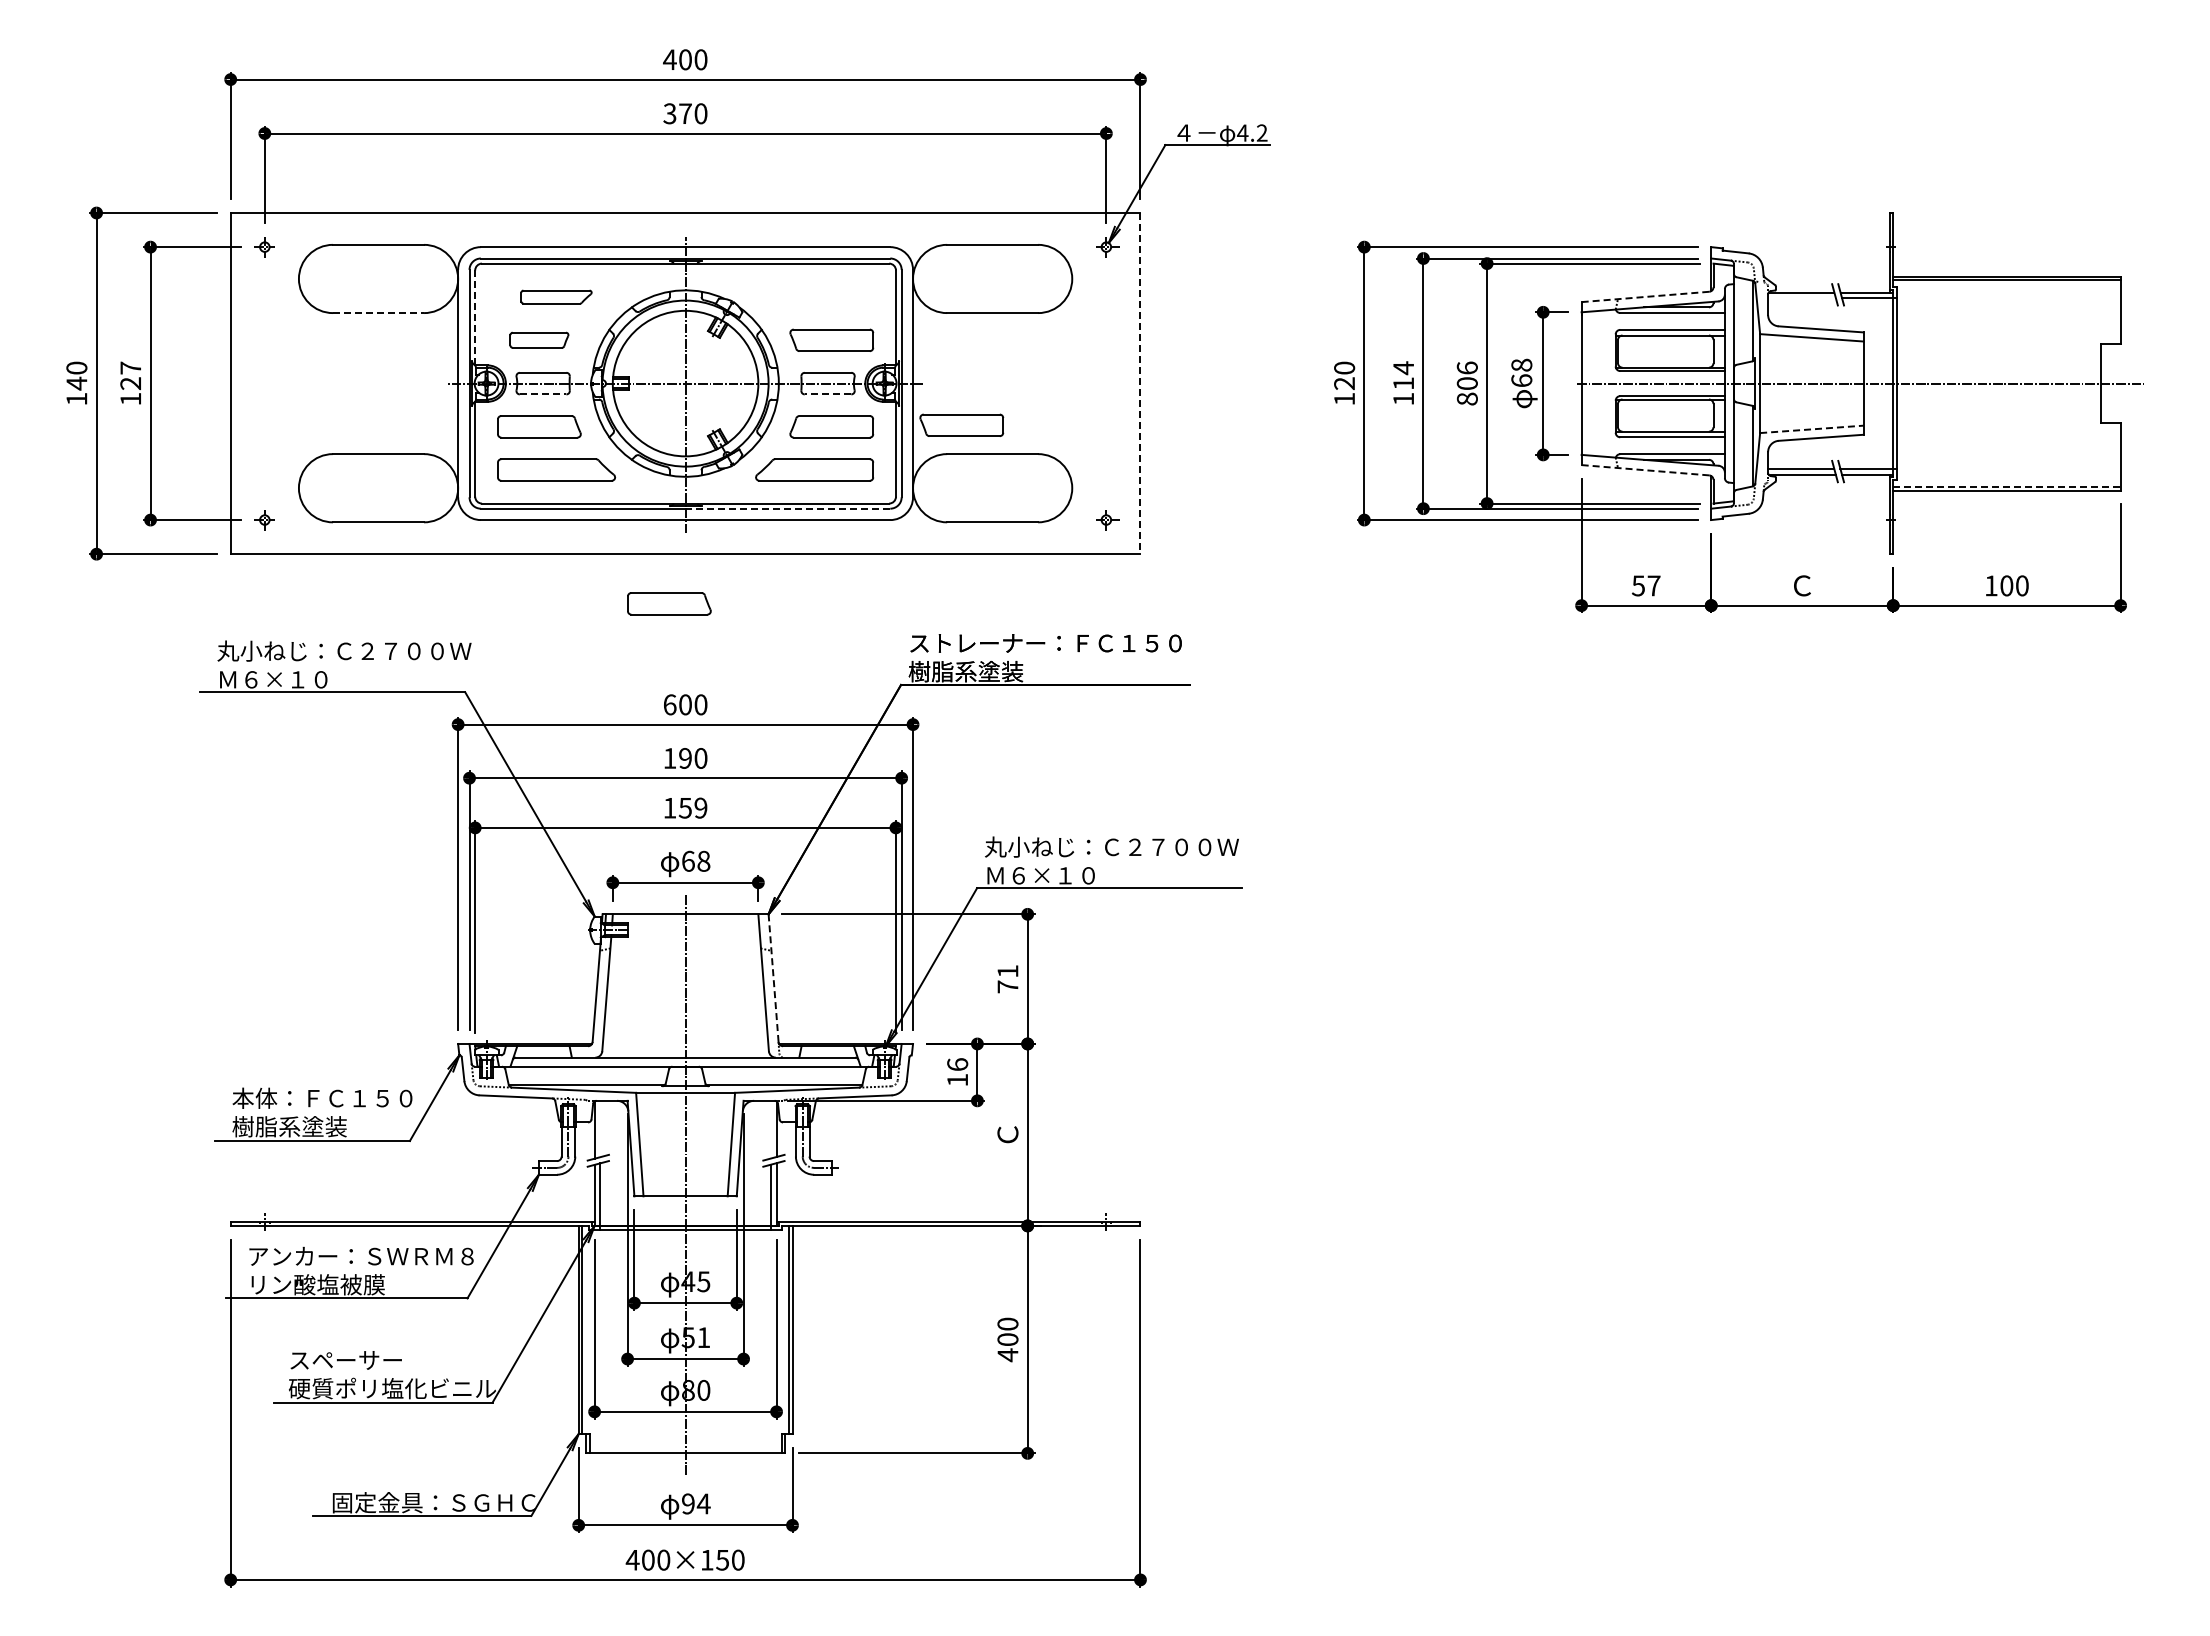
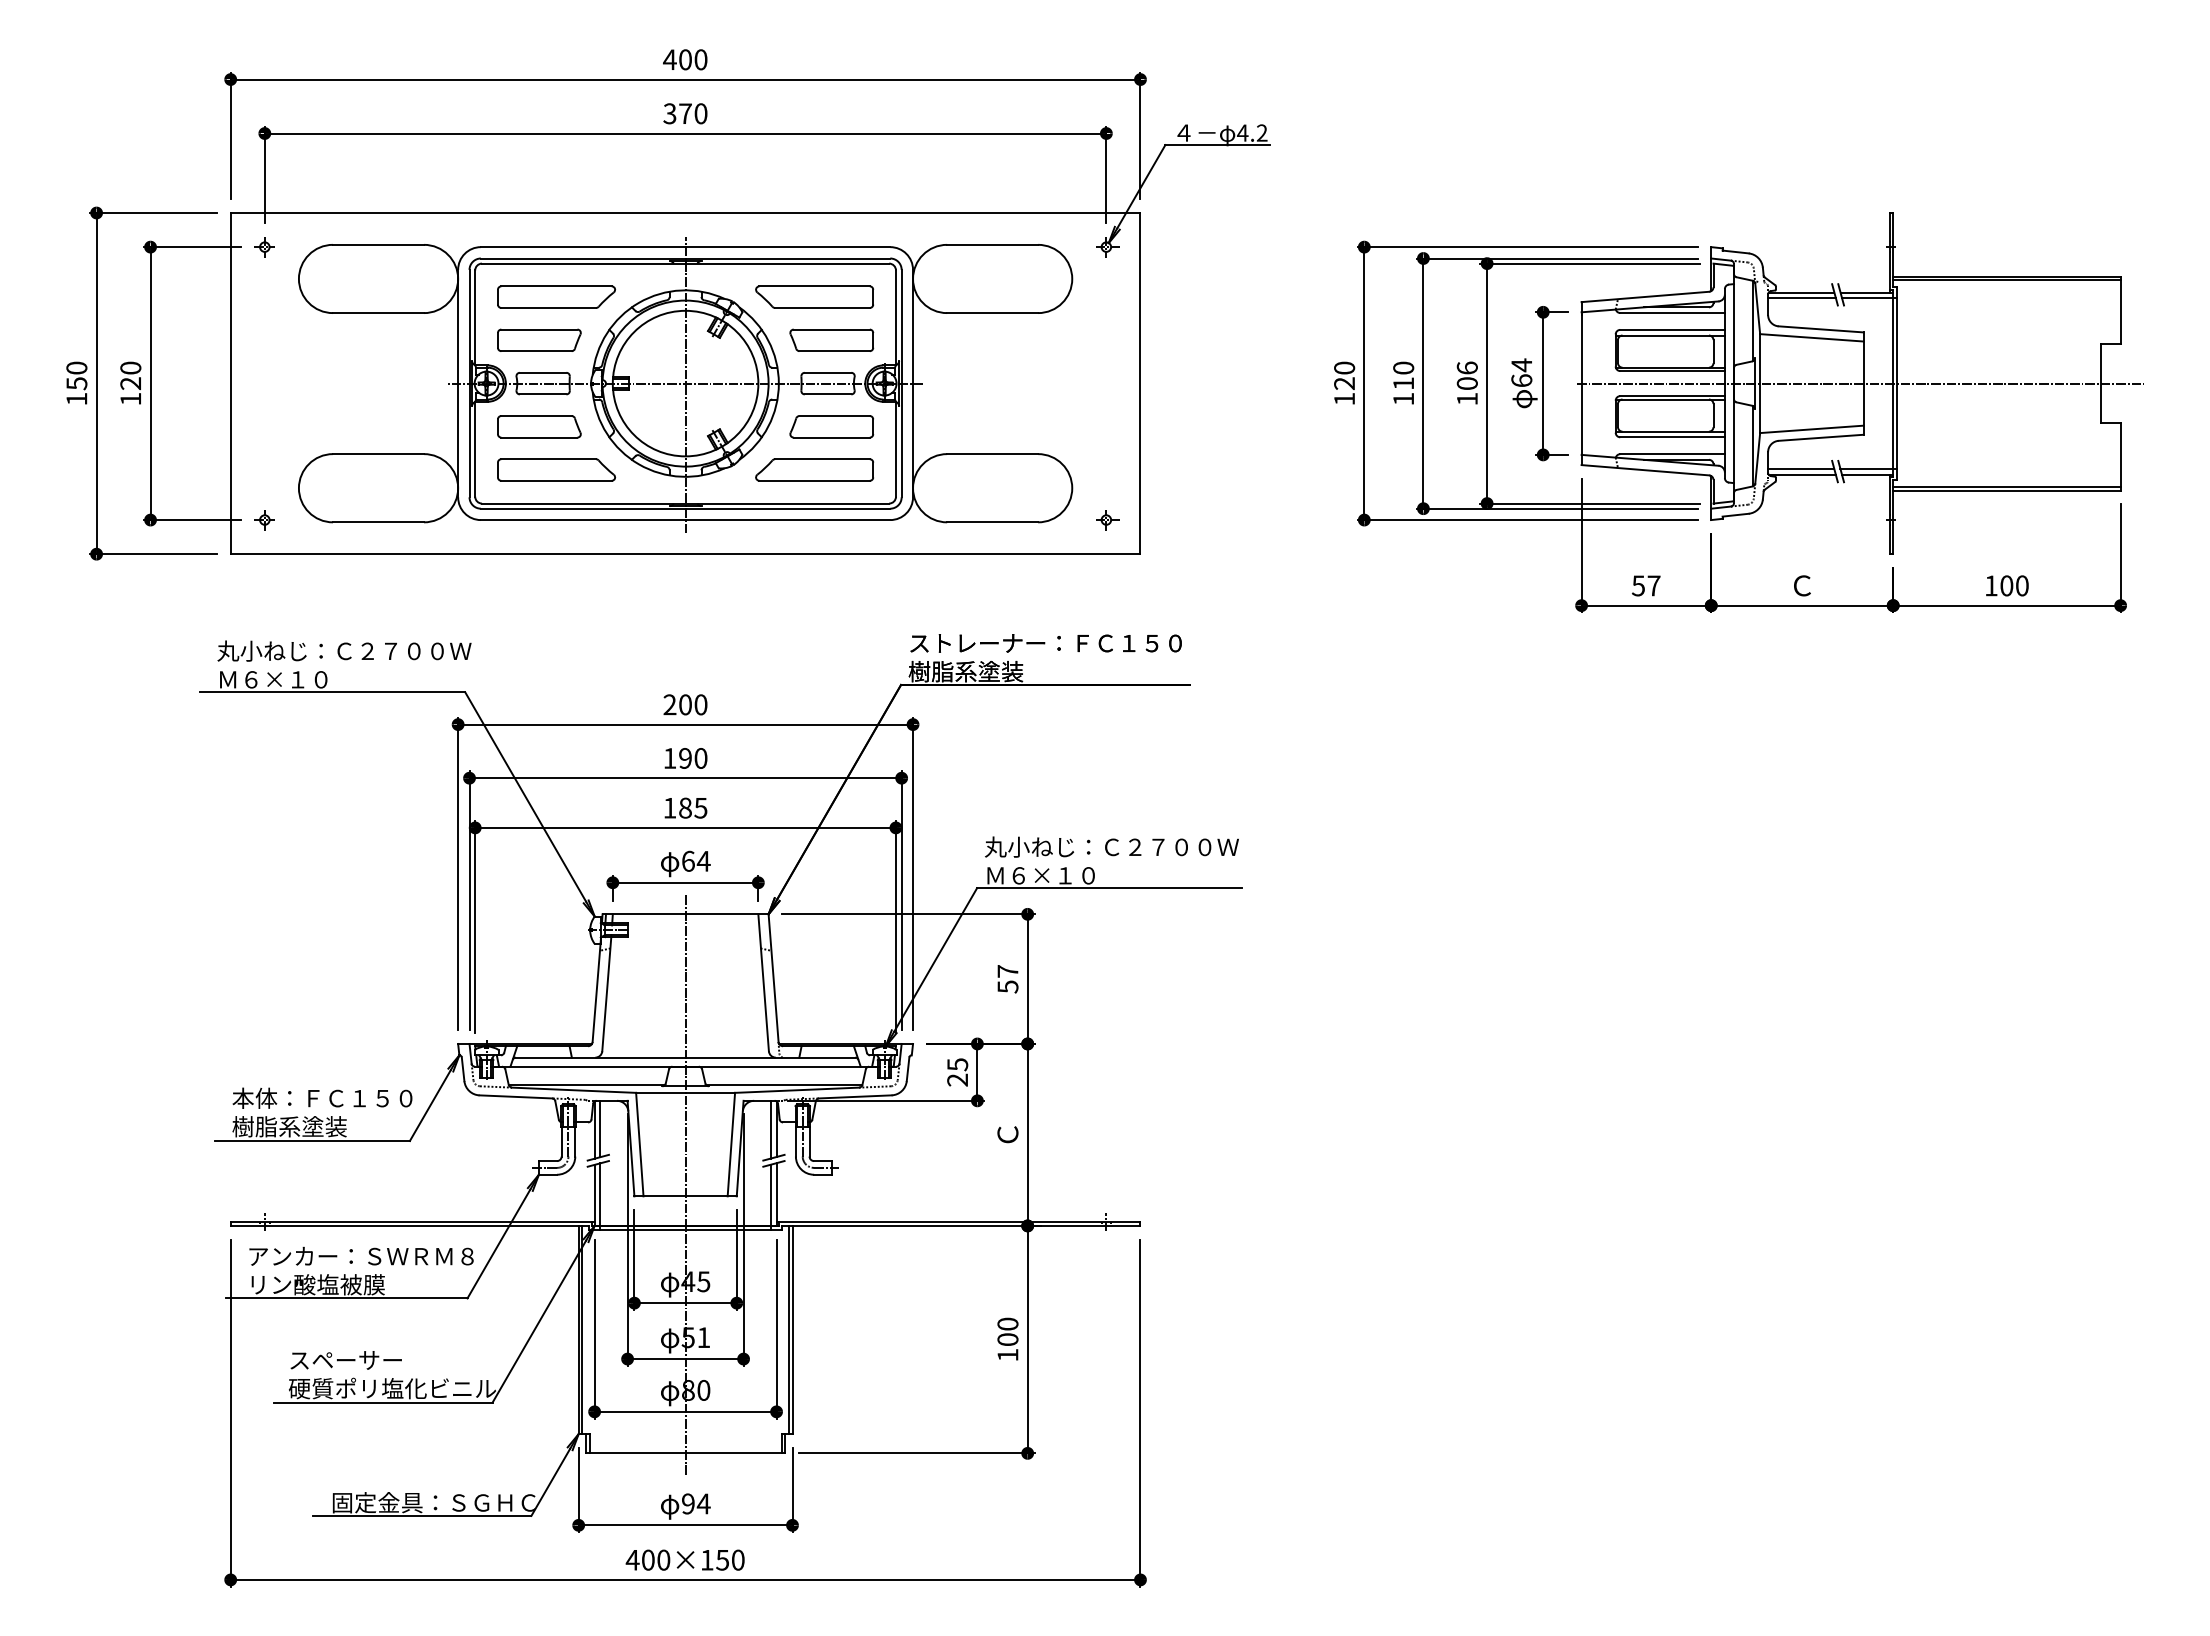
part size: 73x16 px -> 119x24 px (556, 296)
part: none -> present (814, 296)
line: dashed -> solid (1644, 296)
line: none -> present (1801, 298)
line: dashed -> solid (379, 313)
line: dashed -> solid (475, 317)
part size: 61x18 px -> 85x24 px (539, 339)
text: 68 -> 64 (1521, 365)
text: 127 -> 120 (130, 367)
text: 114 -> 110 (1403, 368)
text: 140 -> 150 (76, 383)
line: dashed -> solid (1140, 383)
line: dashed -> solid (543, 394)
line: dashed -> solid (827, 394)
text: 806 -> 106 (1466, 398)
part: present -> none (961, 424)
line: dashed -> solid (1811, 429)
line: dashed -> solid (1644, 470)
line: dashed -> solid (2006, 486)
line: dashed -> solid (787, 508)
part: present -> none (669, 603)
text: 600 -> 200 (669, 704)
text: 159 -> 185 (692, 807)
text: 68 -> 64 (703, 860)
line: dashed -> solid (773, 977)
text: 71 -> 57 (1007, 979)
text: 16 -> 25 (957, 1072)
line: none -> present (600, 1128)
line: none -> present (770, 1129)
text: 400 -> 100 (1007, 1355)
